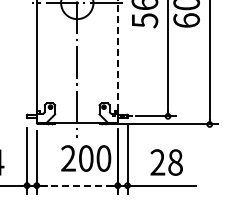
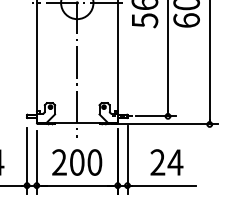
line: dashed -> solid (117, 55)
text position: (86, 158) -> (77, 162) (77, 162)
text: 28 -> 24 (175, 162)
line: dashed -> solid (77, 185)
